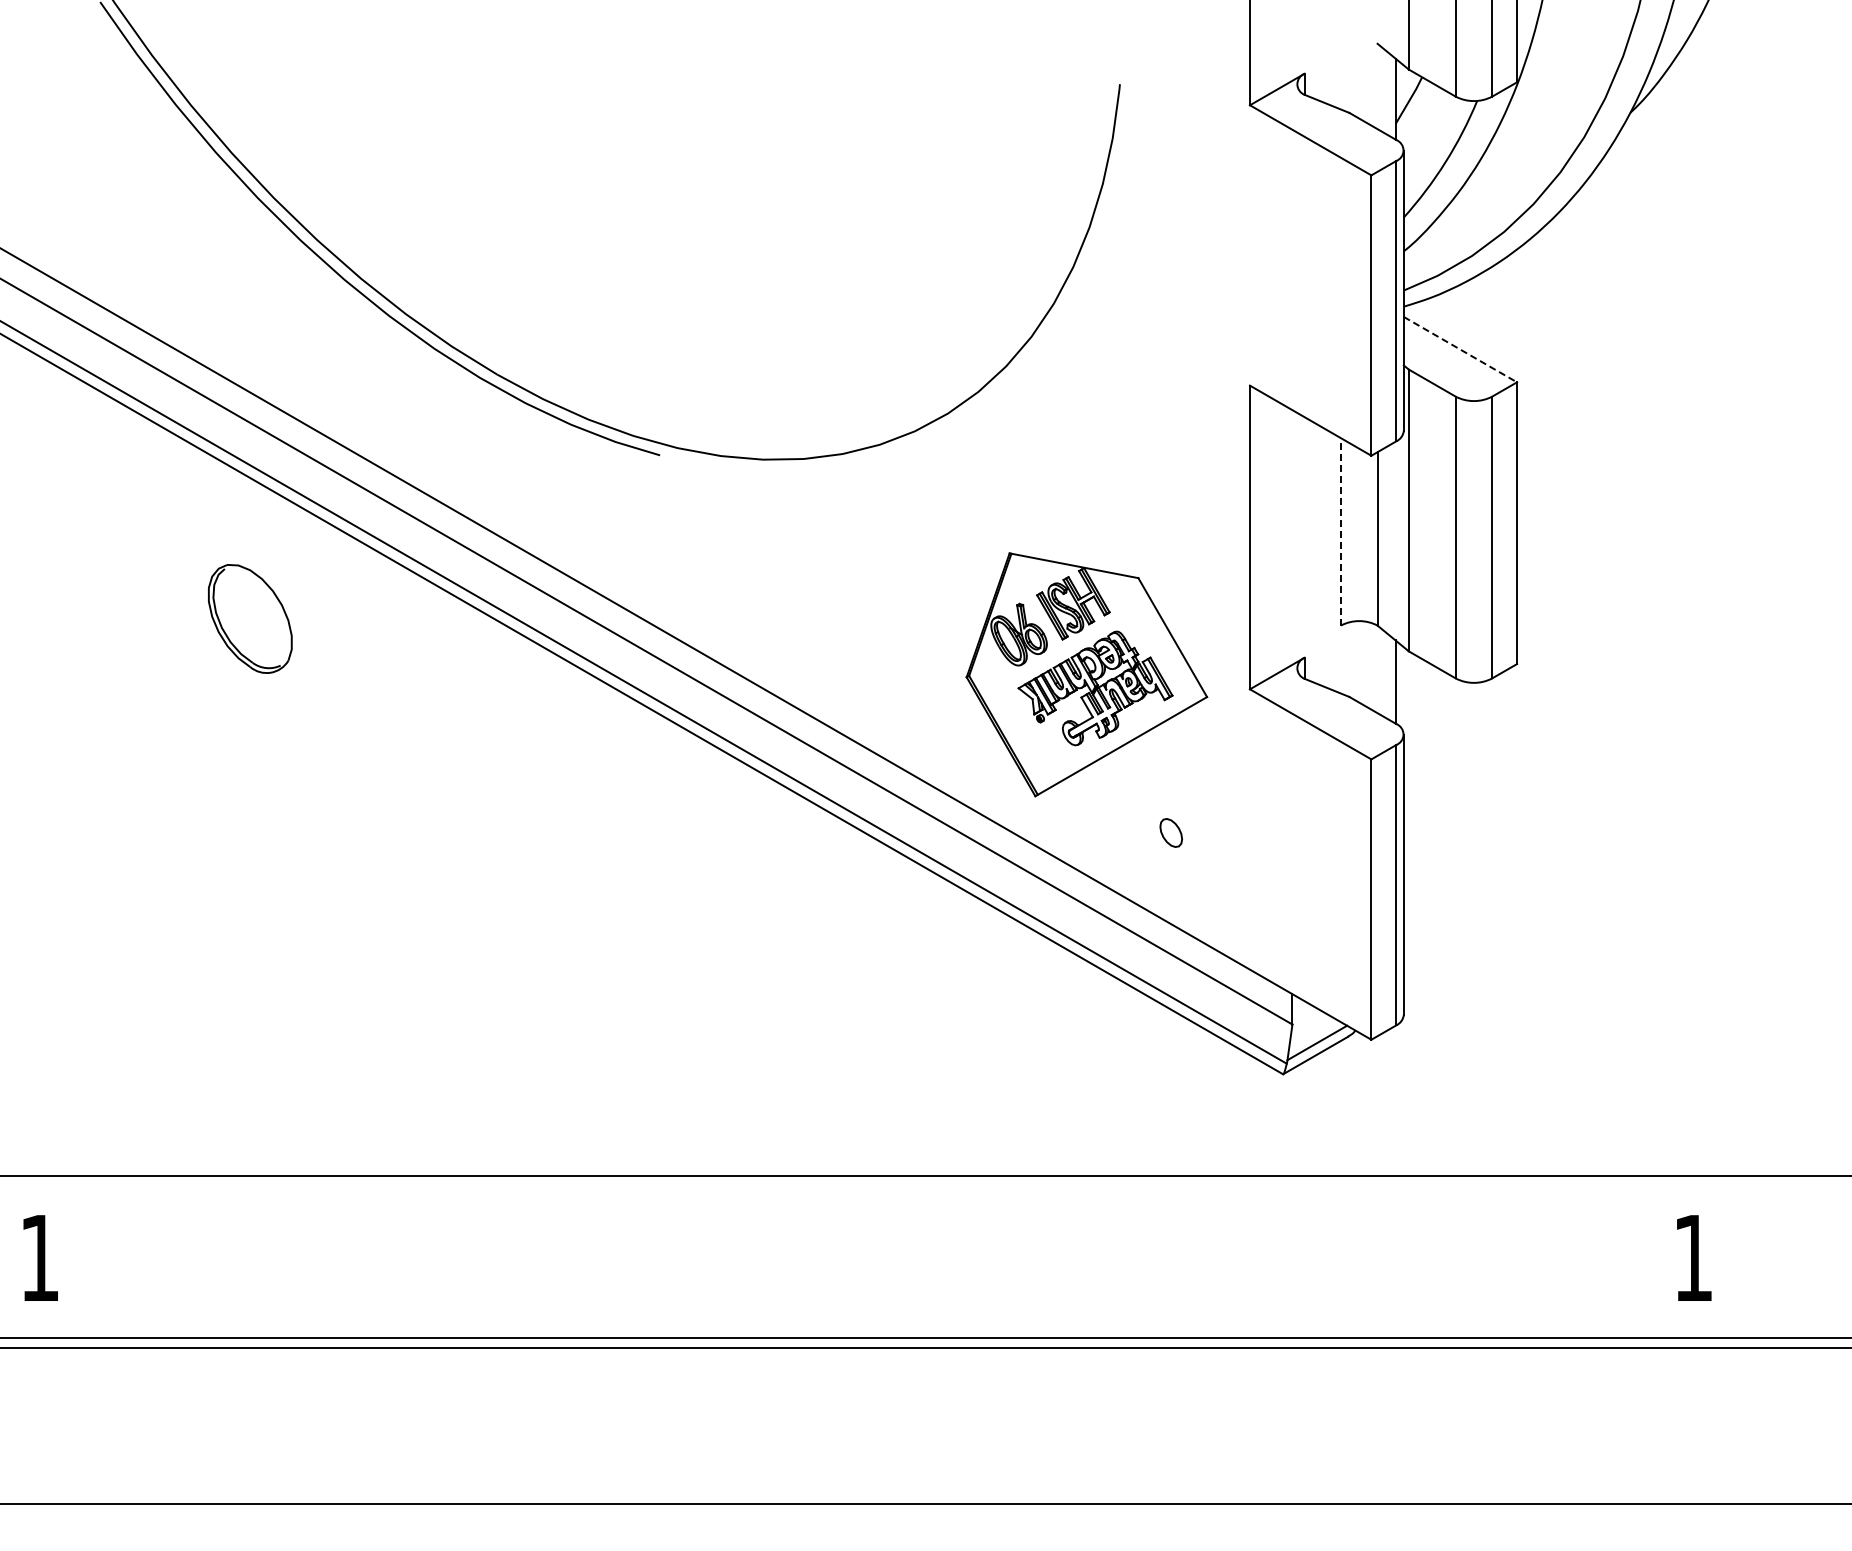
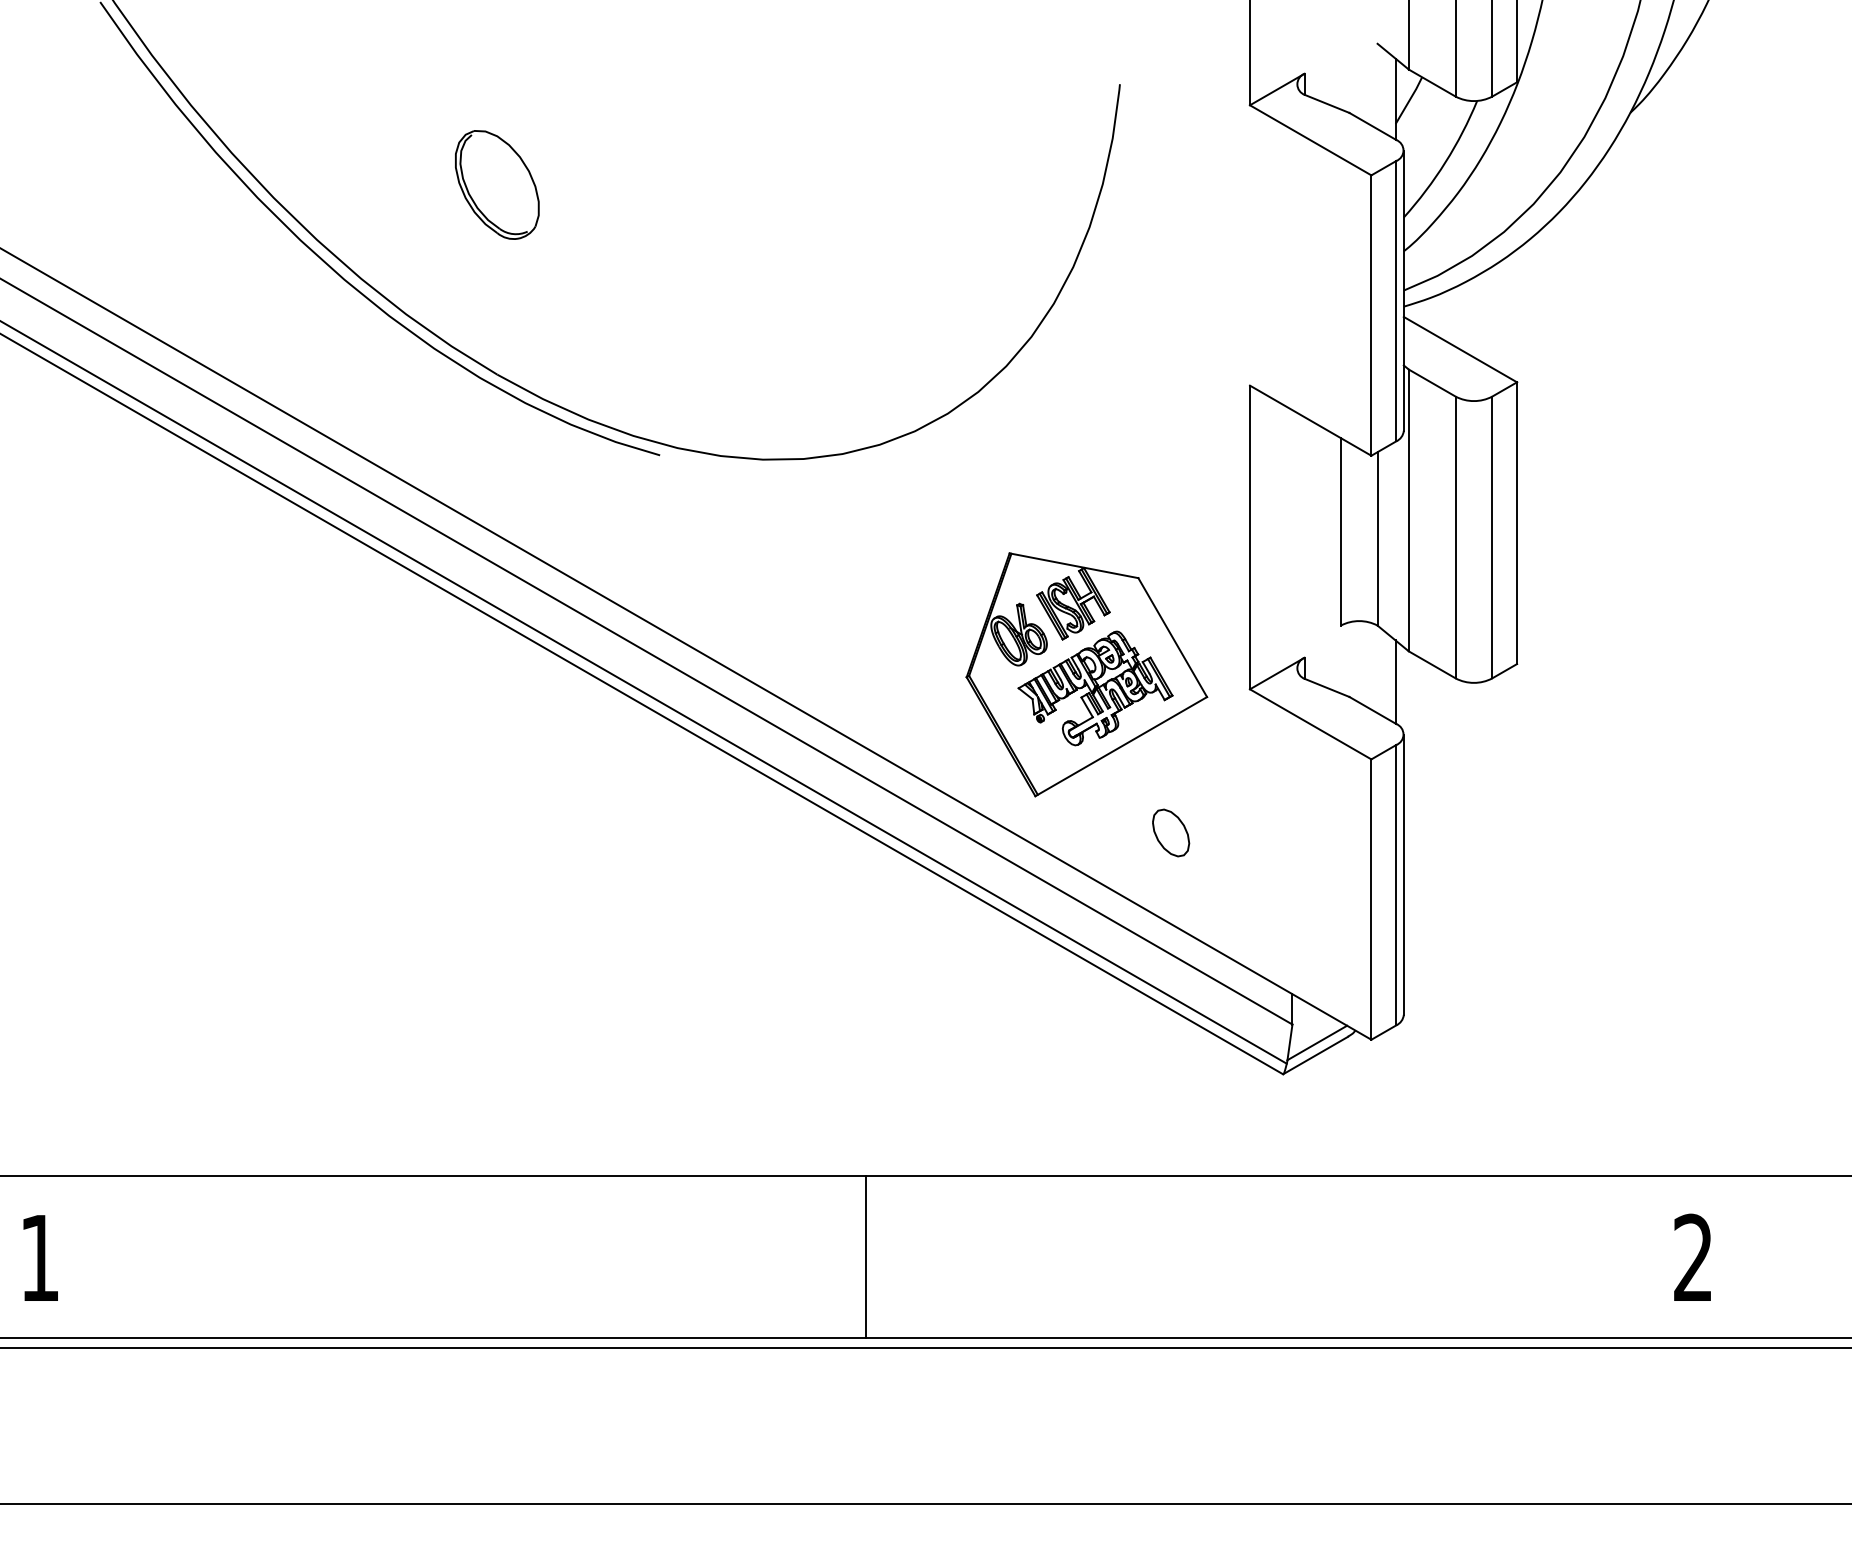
line: dashed -> solid (1460, 349)
line: dashed -> solid (1341, 531)
part position: (250, 618) -> (497, 184) (497, 184)
part size: 24x30 px -> 39x50 px (1171, 832)
line: none -> present (866, 1256)
text: 1 -> 2 (1692, 1256)
